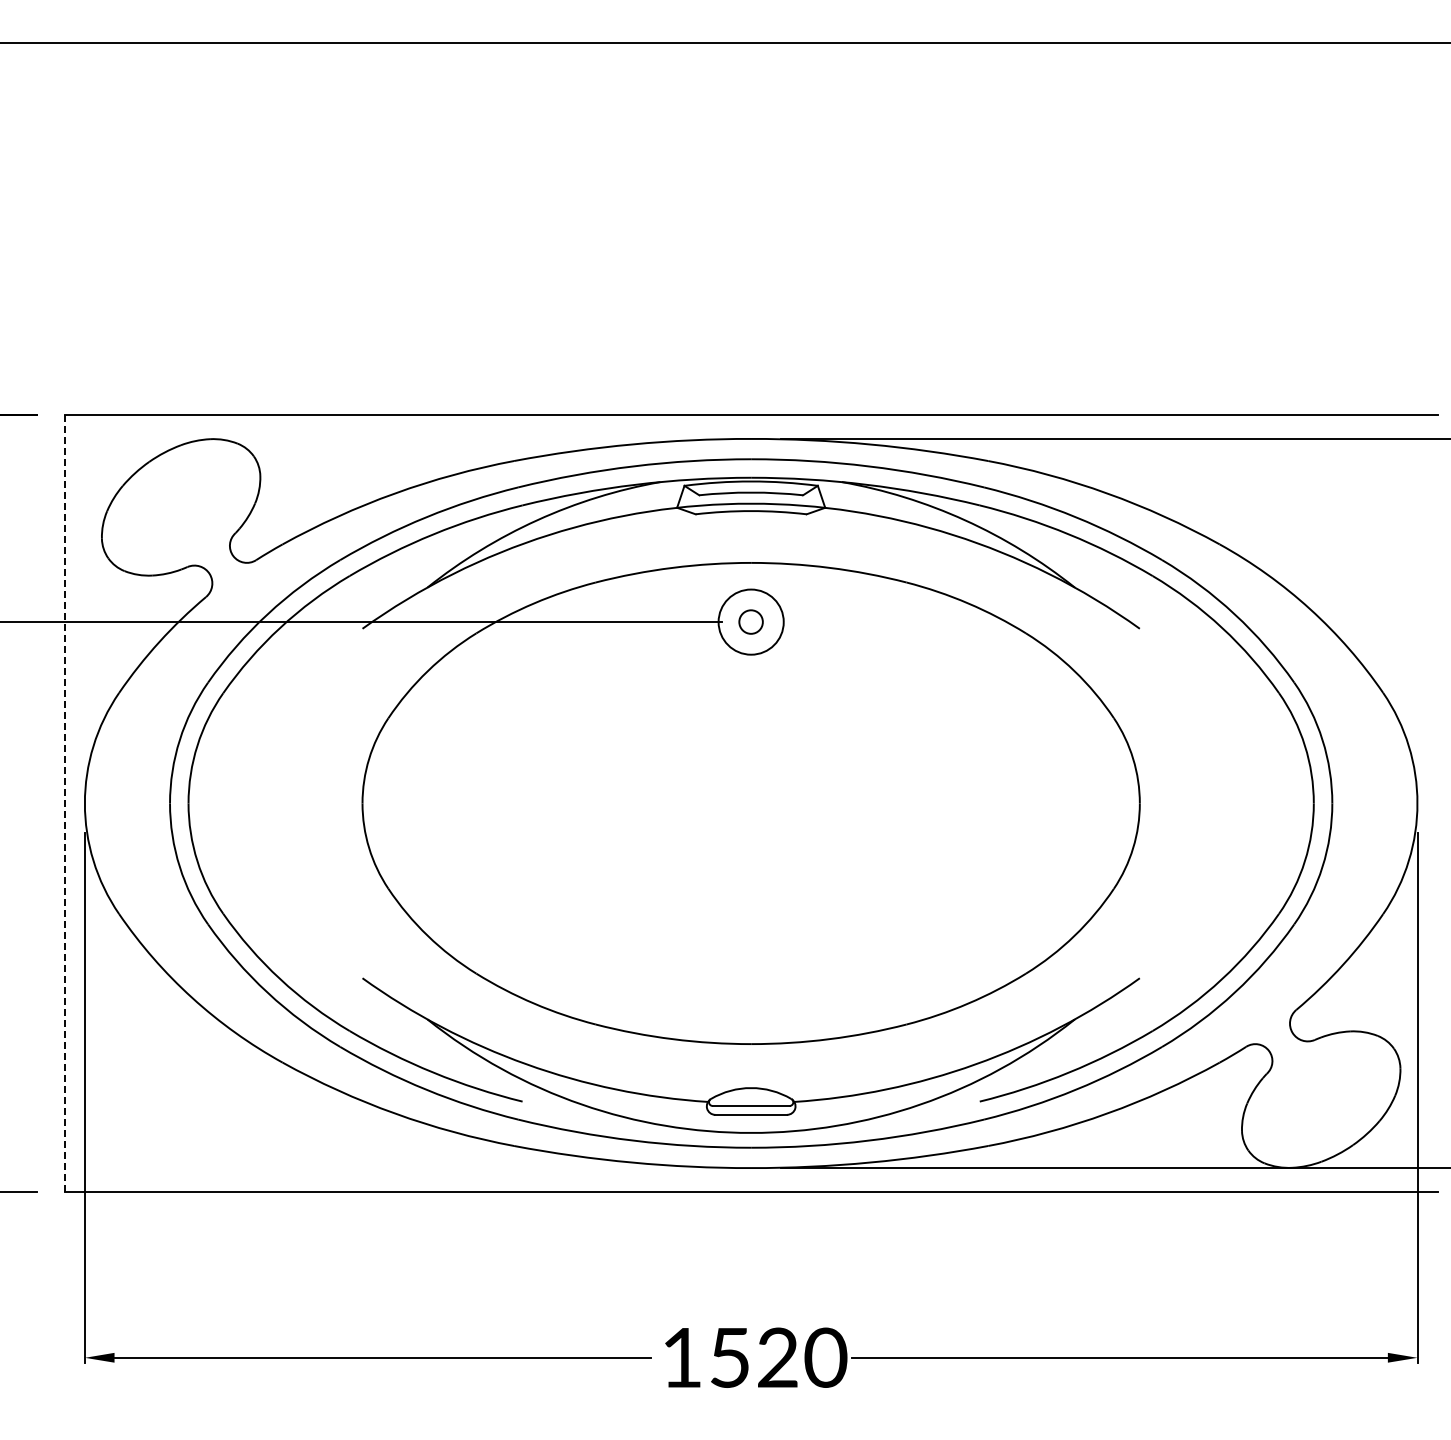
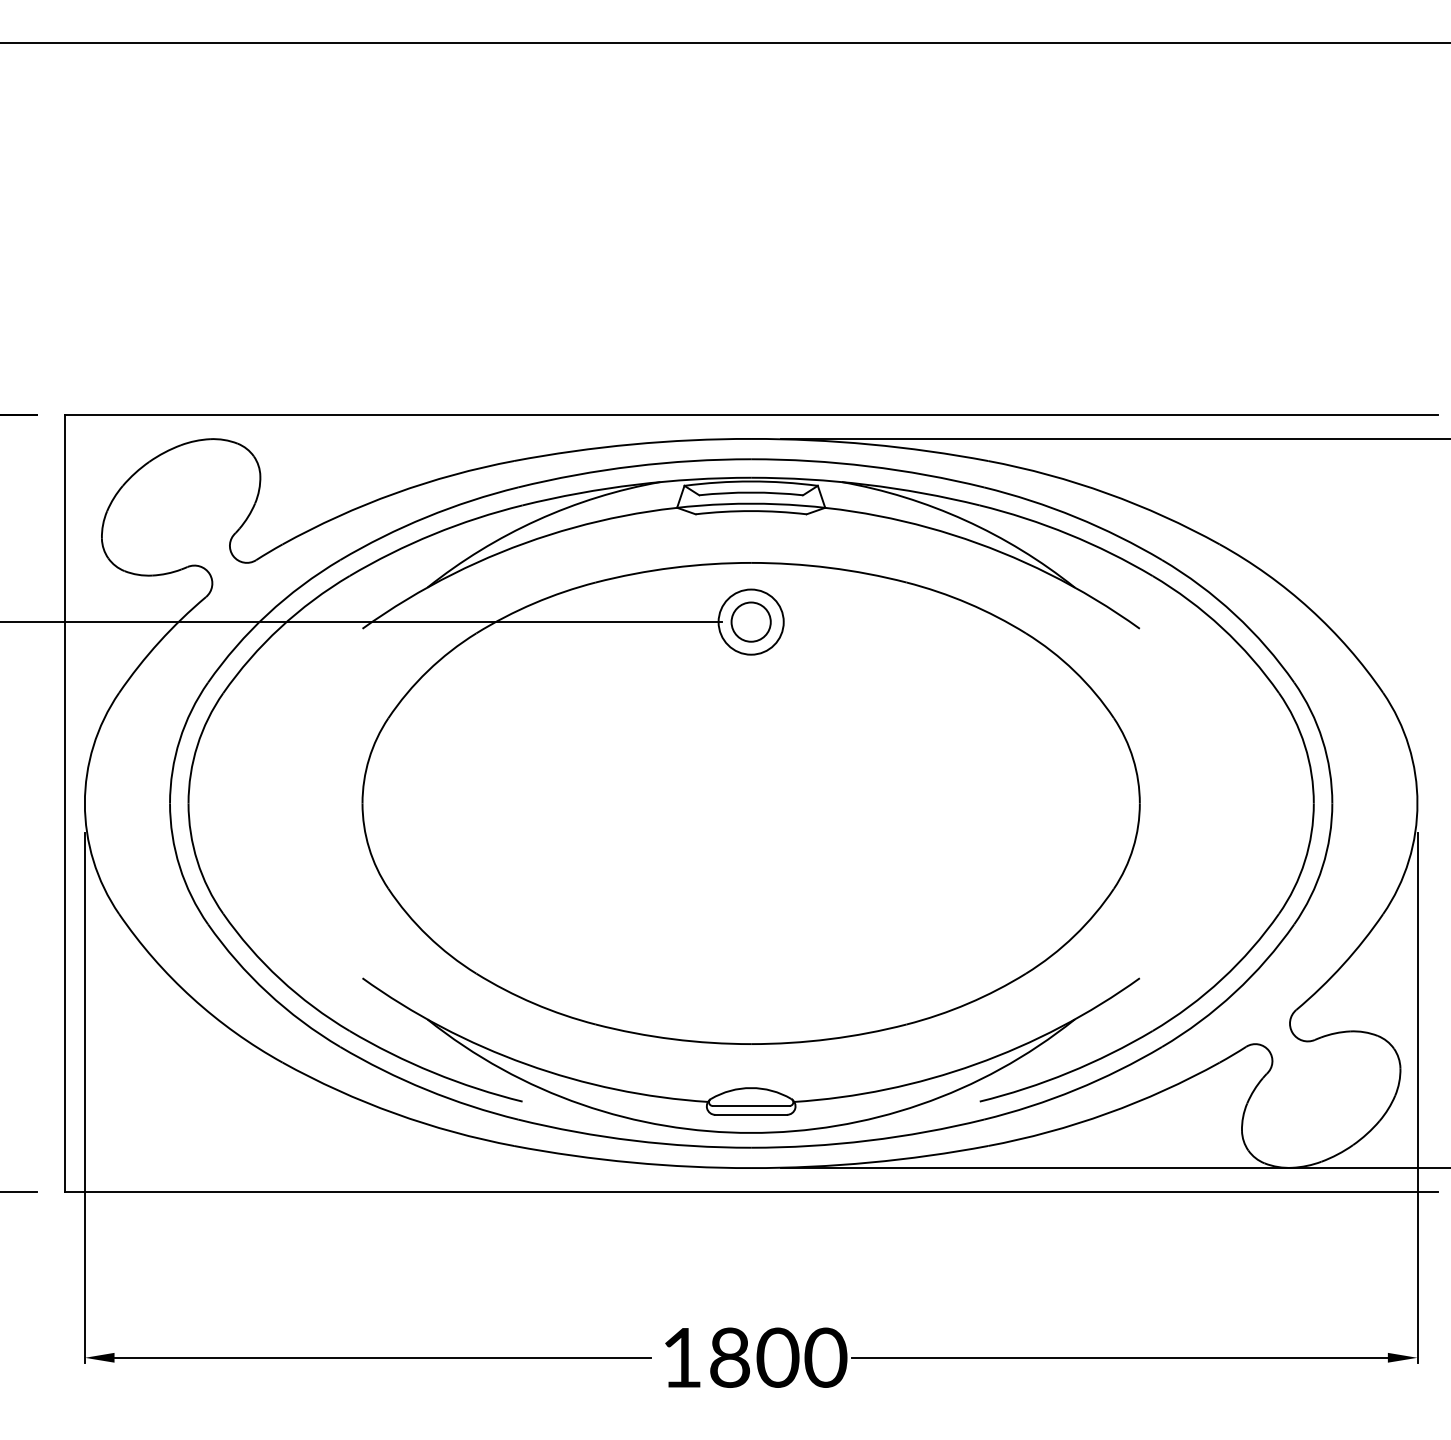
circle size: 26x26 px -> 42x42 px (750, 621)
line: dashed -> solid (64, 803)
text: 1520 -> 1800 (754, 1357)
